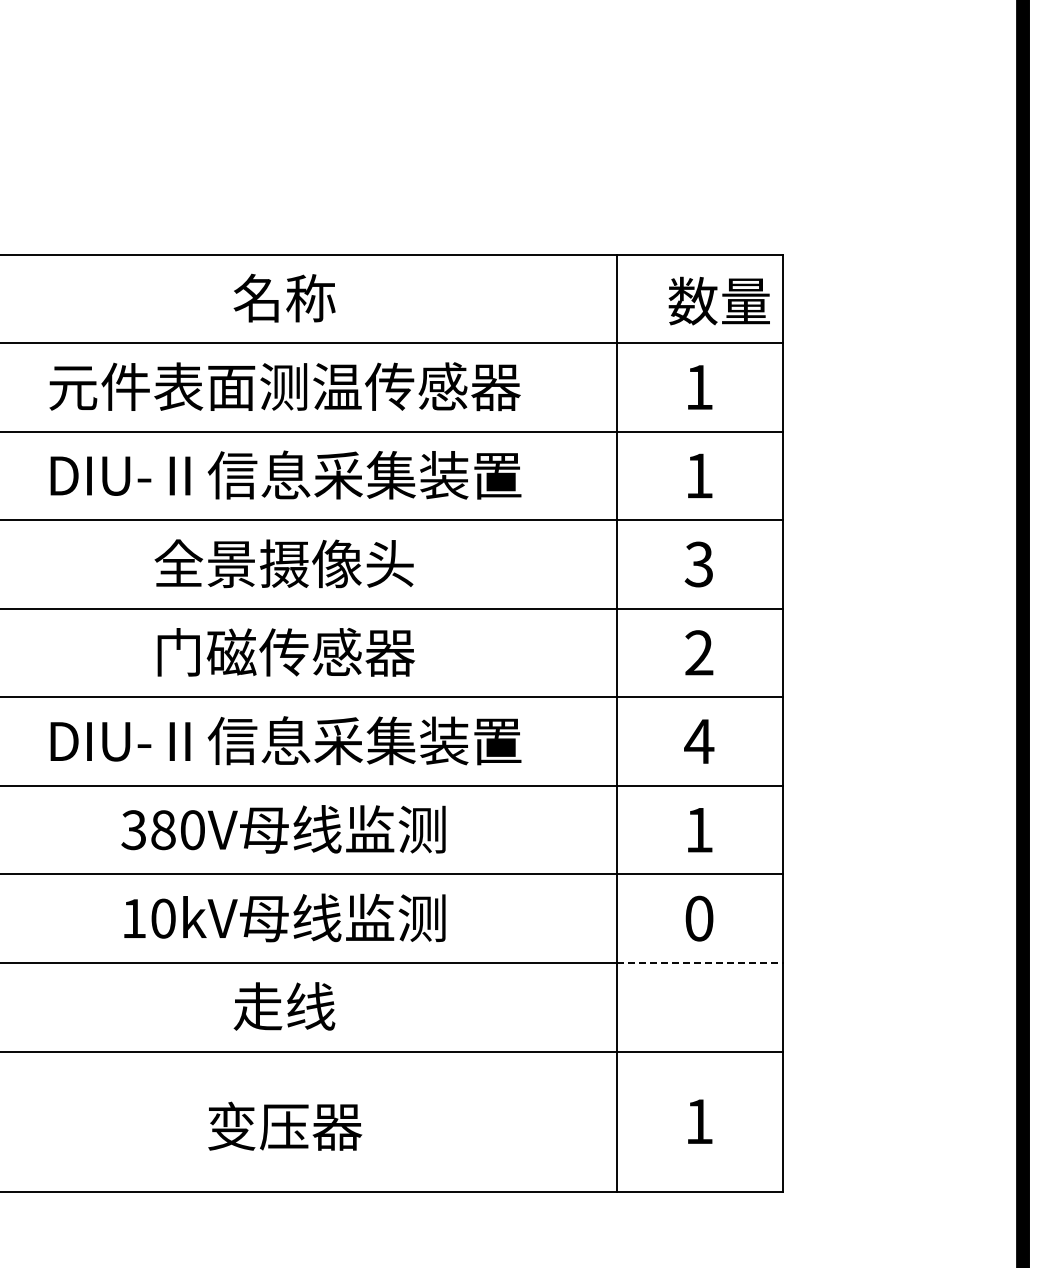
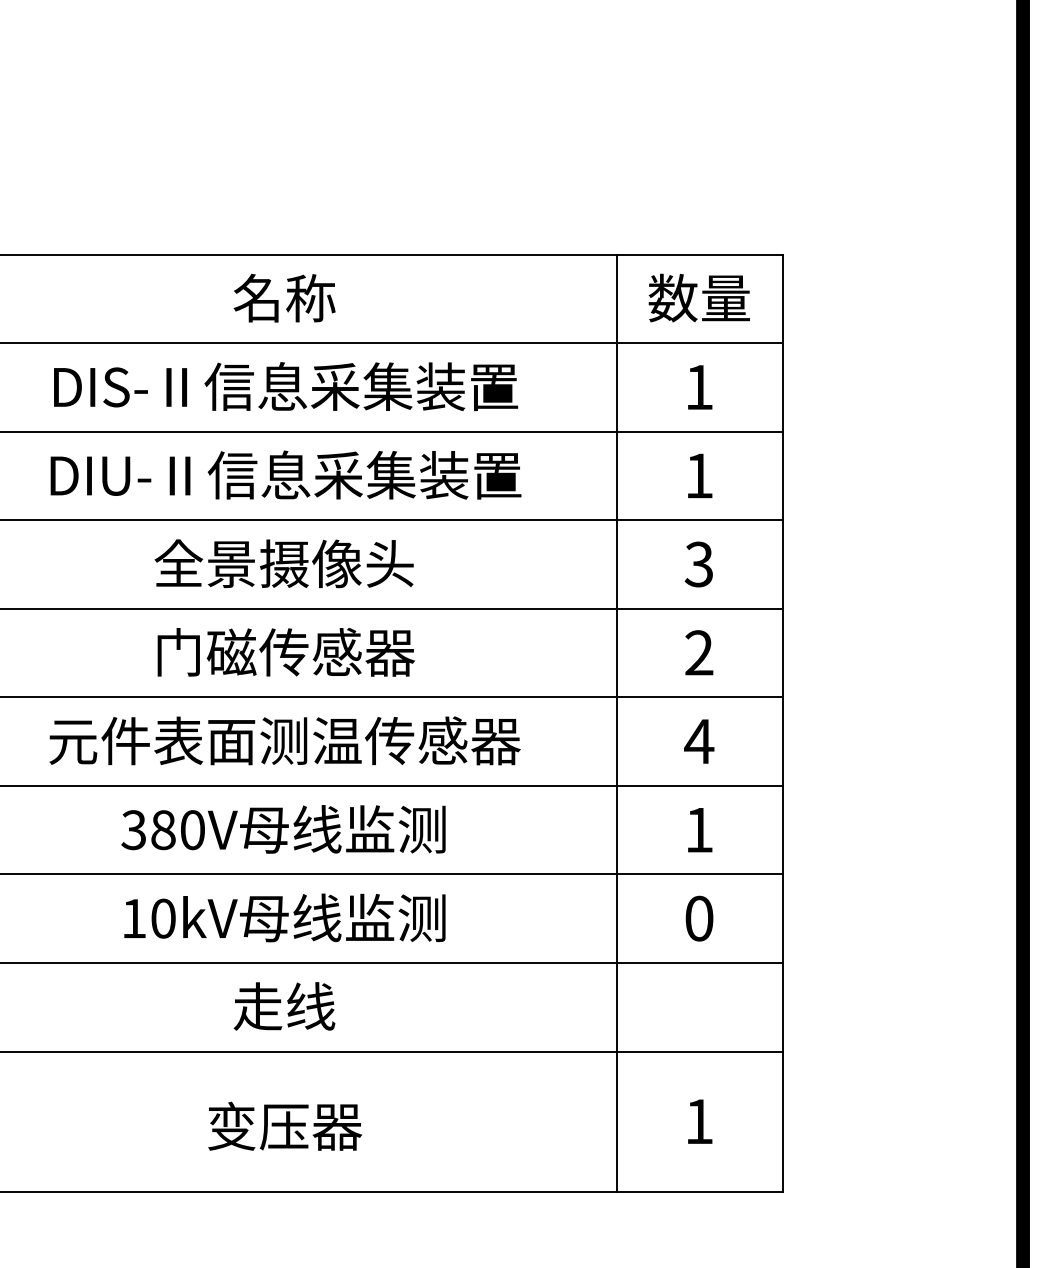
text position: (718, 300) -> (698, 297) (698, 297)
text: 元件表面测温传感器 -> DIS-Ⅱ信息采集装置 (284, 386)
text: DIU-Ⅱ信息采集装置 -> 元件表面测温传感器 (285, 740)
line: dashed -> solid (700, 962)
